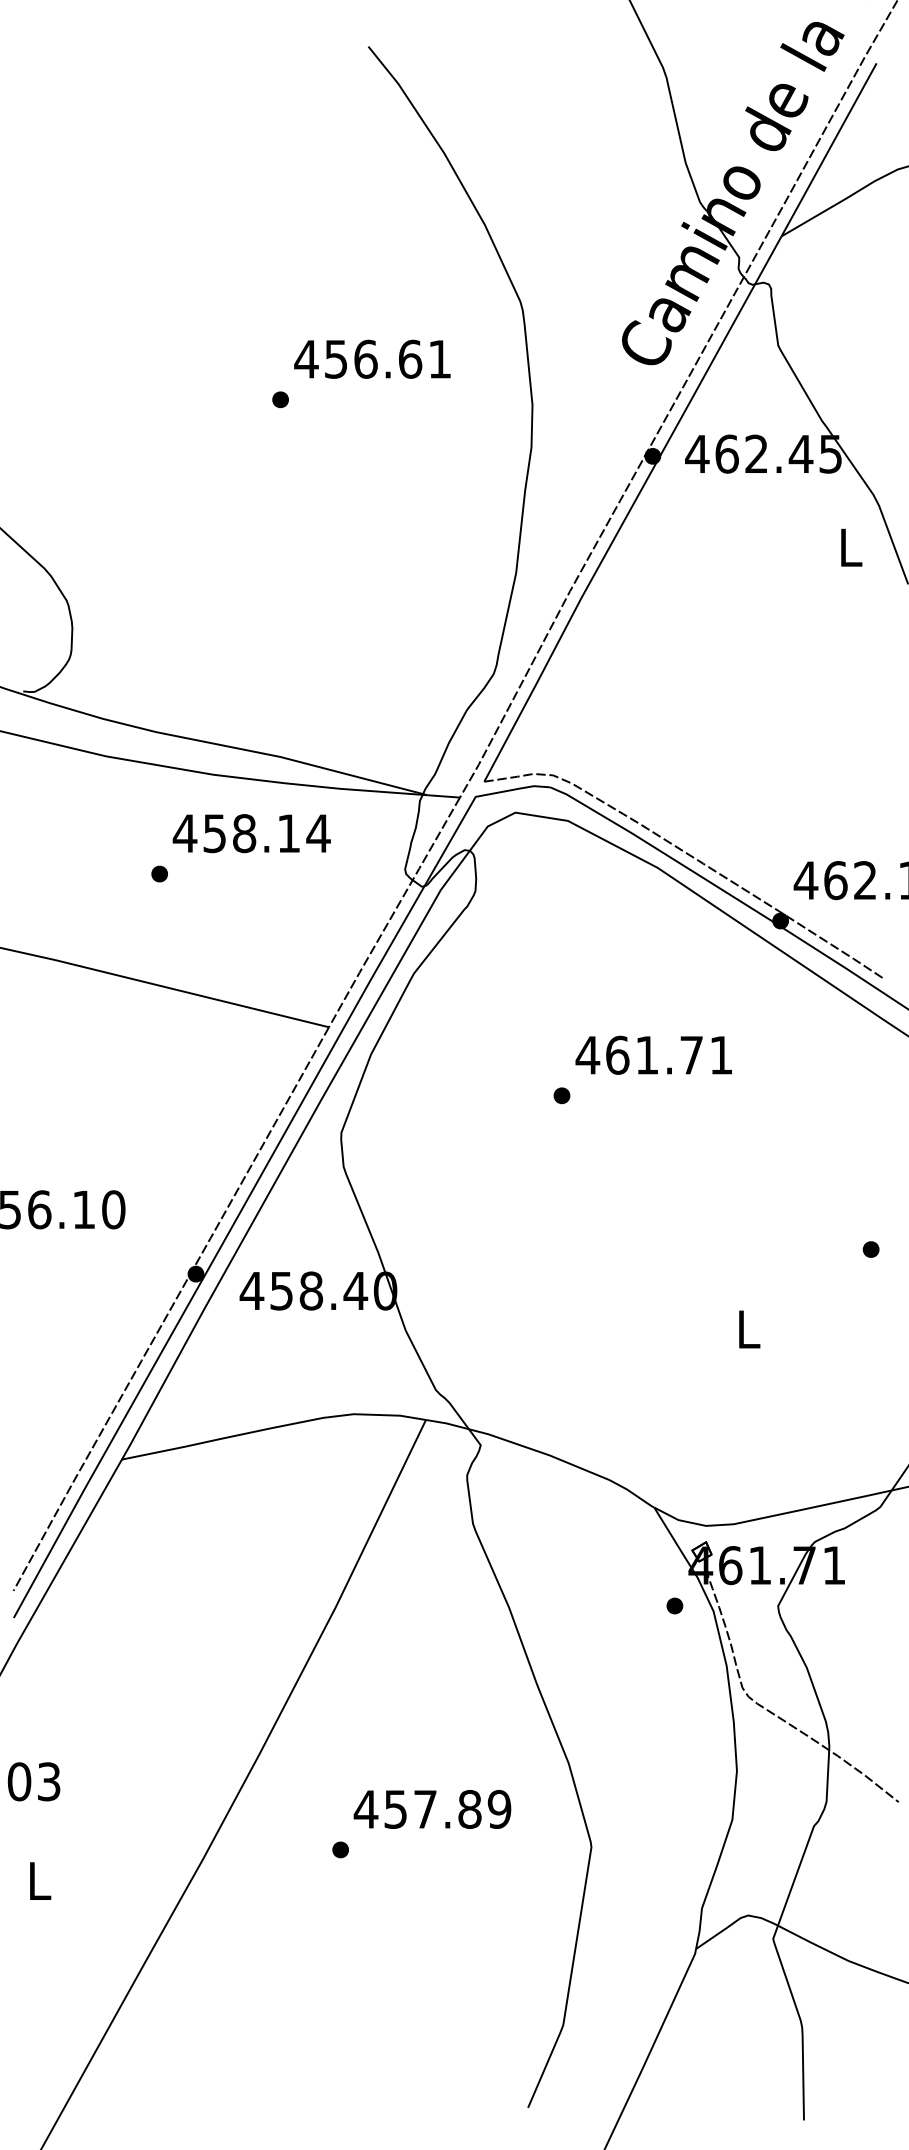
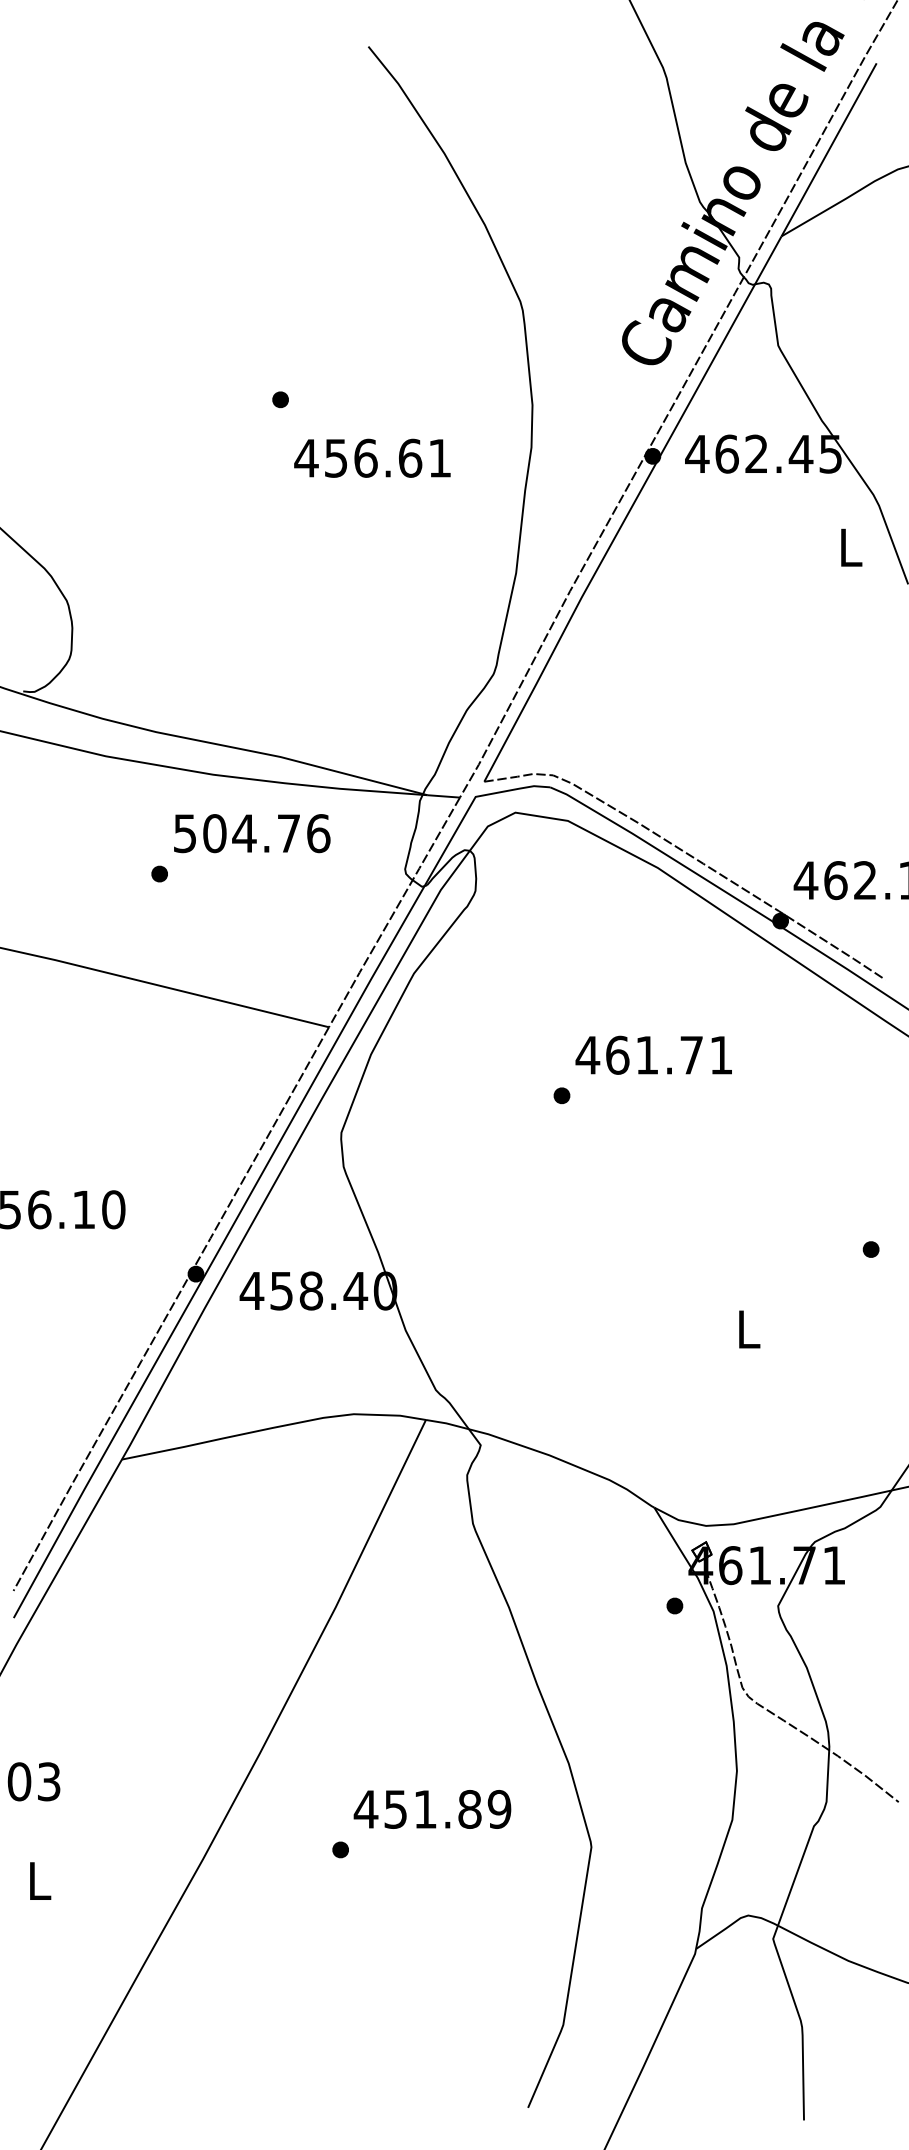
text position: (372, 358) -> (372, 457) (372, 457)
text: 458.14 -> 504.76 (251, 833)
text: 457.89 -> 451.89 (425, 1809)
